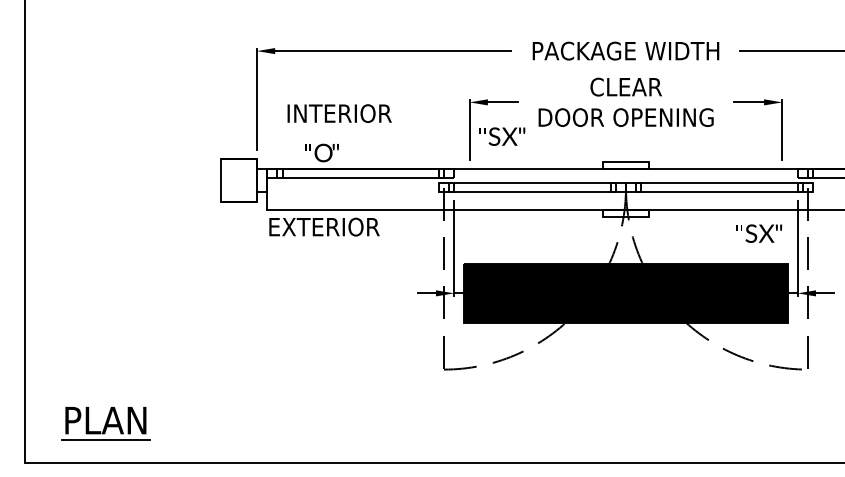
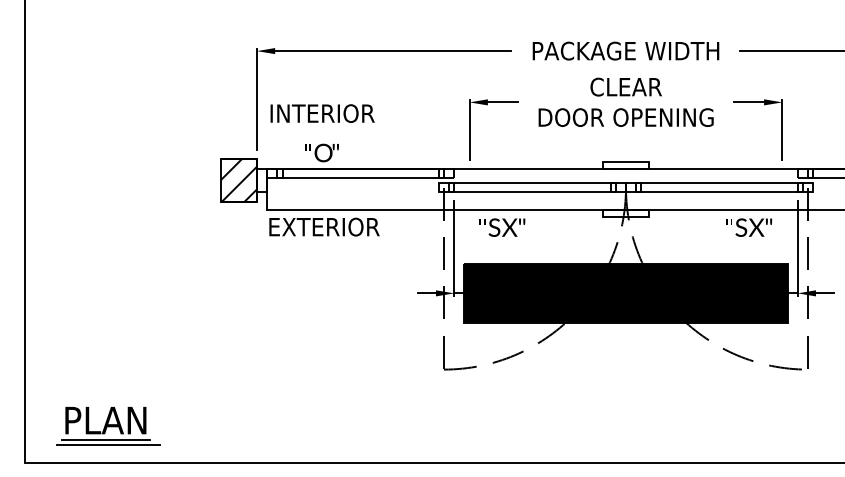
text position: (339, 113) -> (322, 113) (322, 113)
text position: (502, 136) -> (502, 227) (502, 227)
hatch: none -> present (238, 180)
text position: (759, 233) -> (749, 227) (749, 227)
line: none -> present (108, 445)
